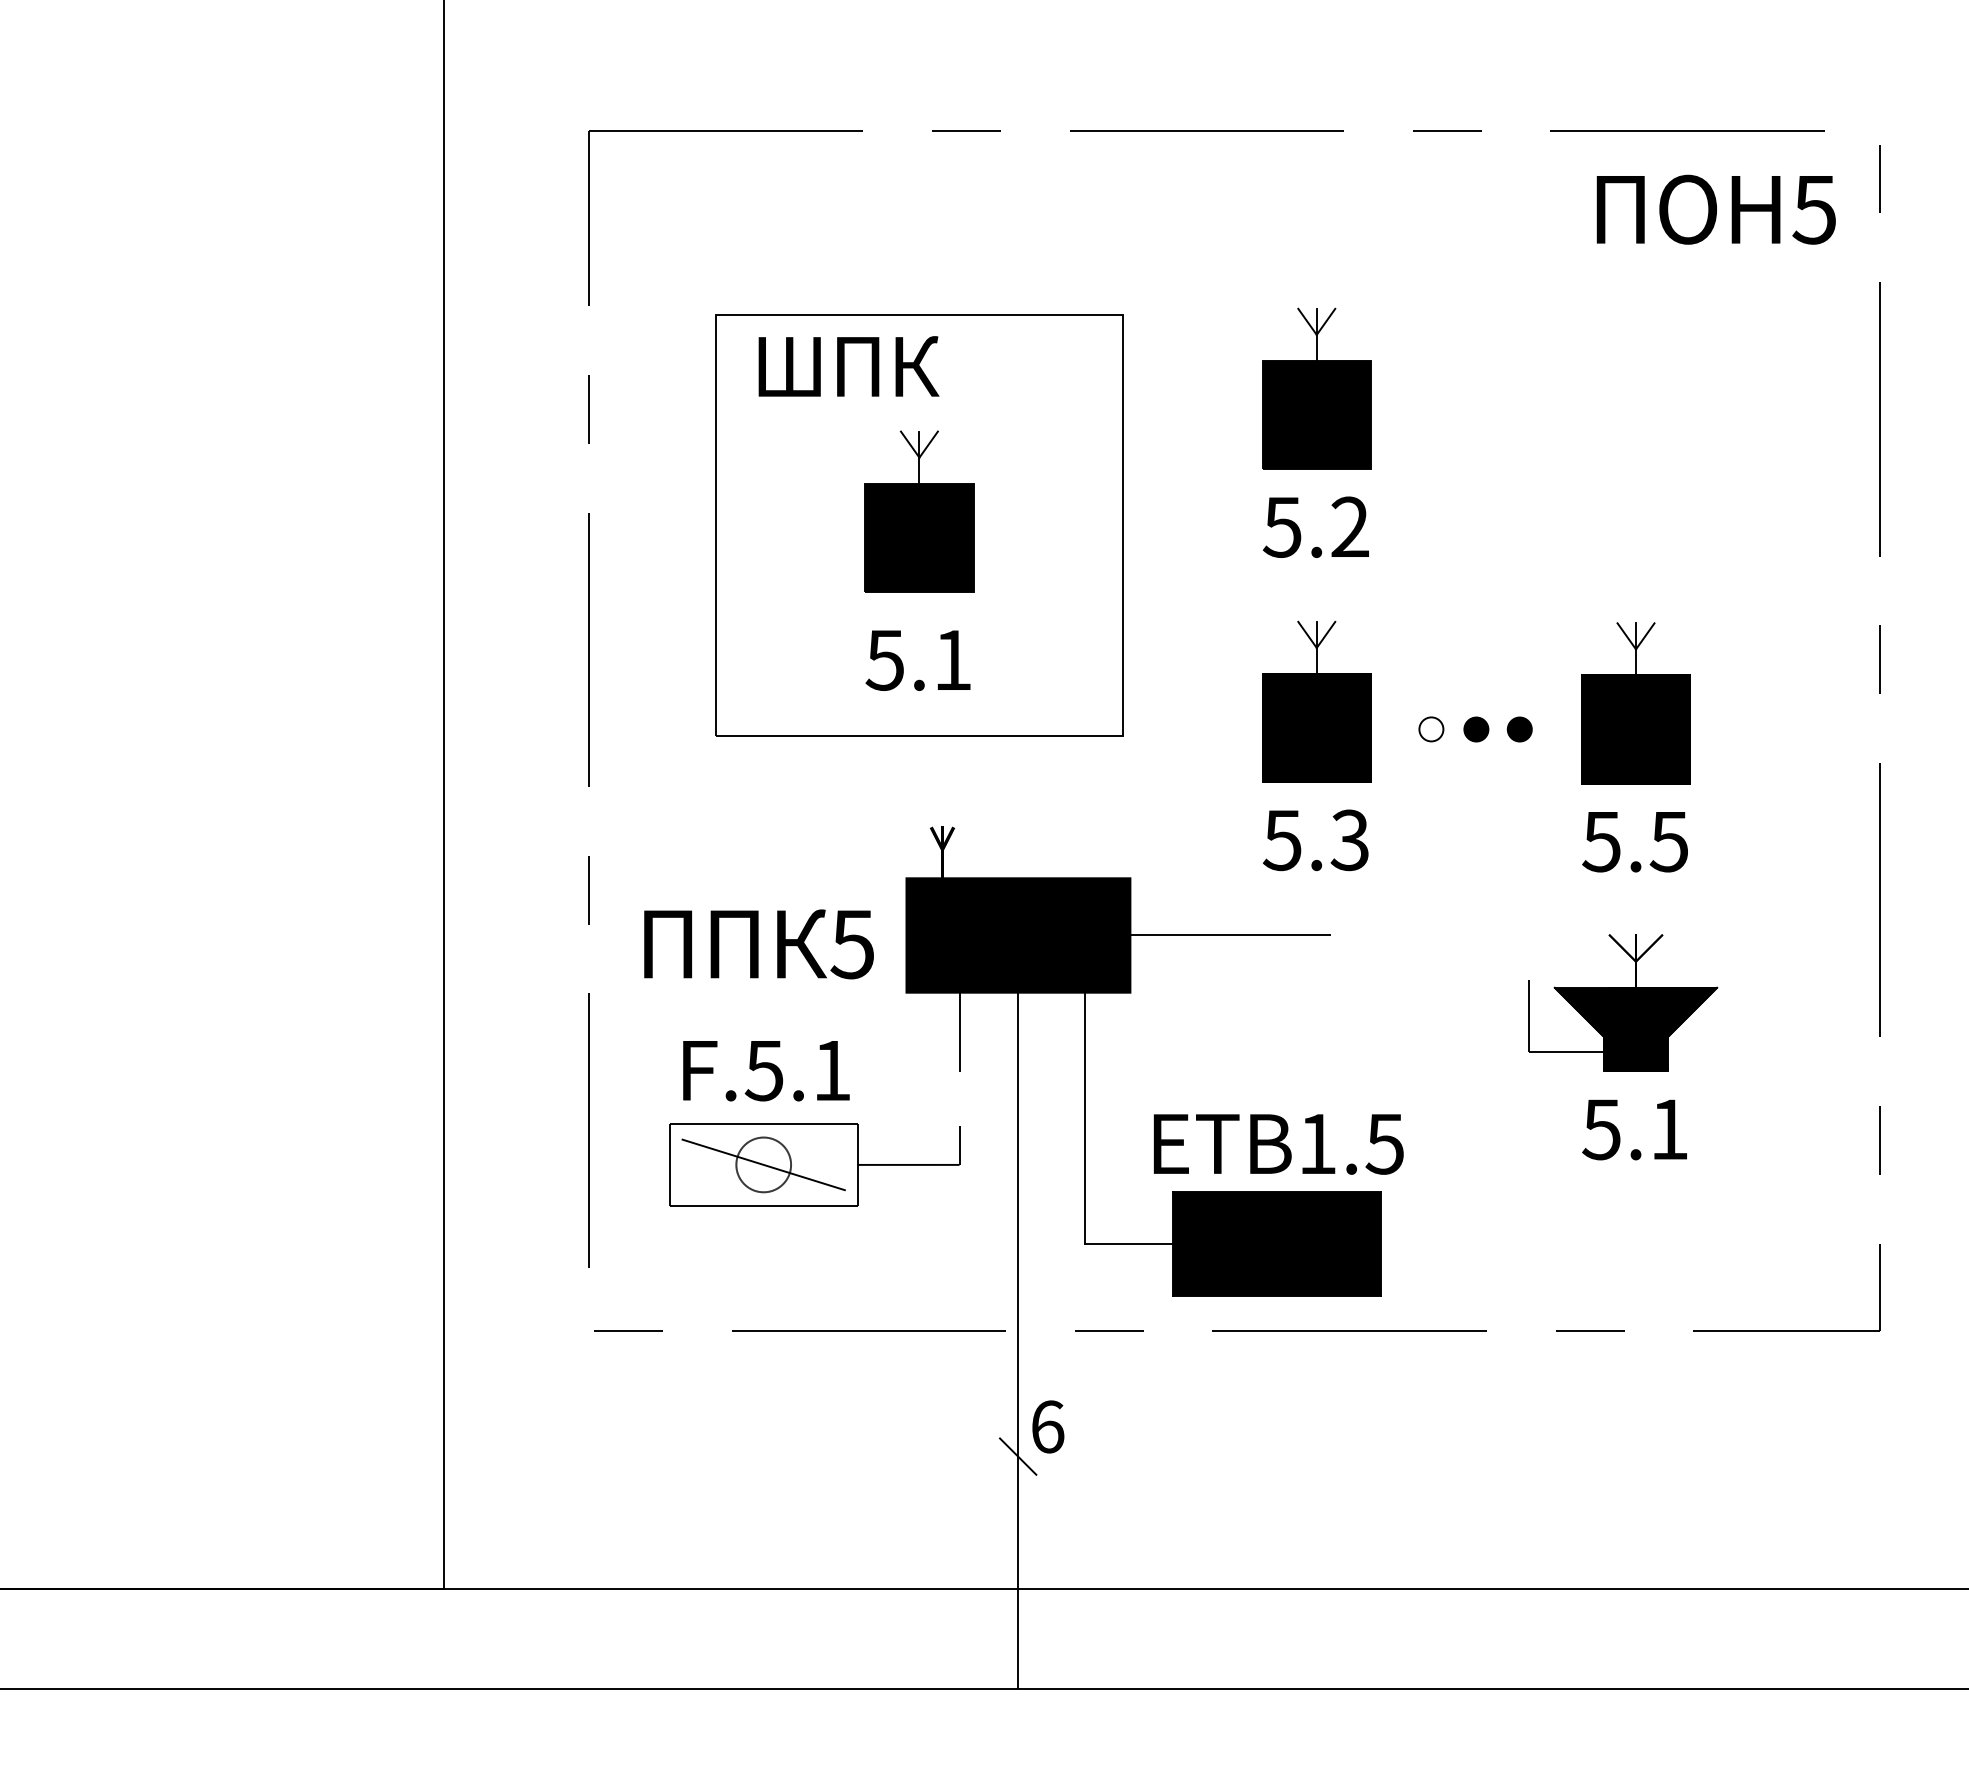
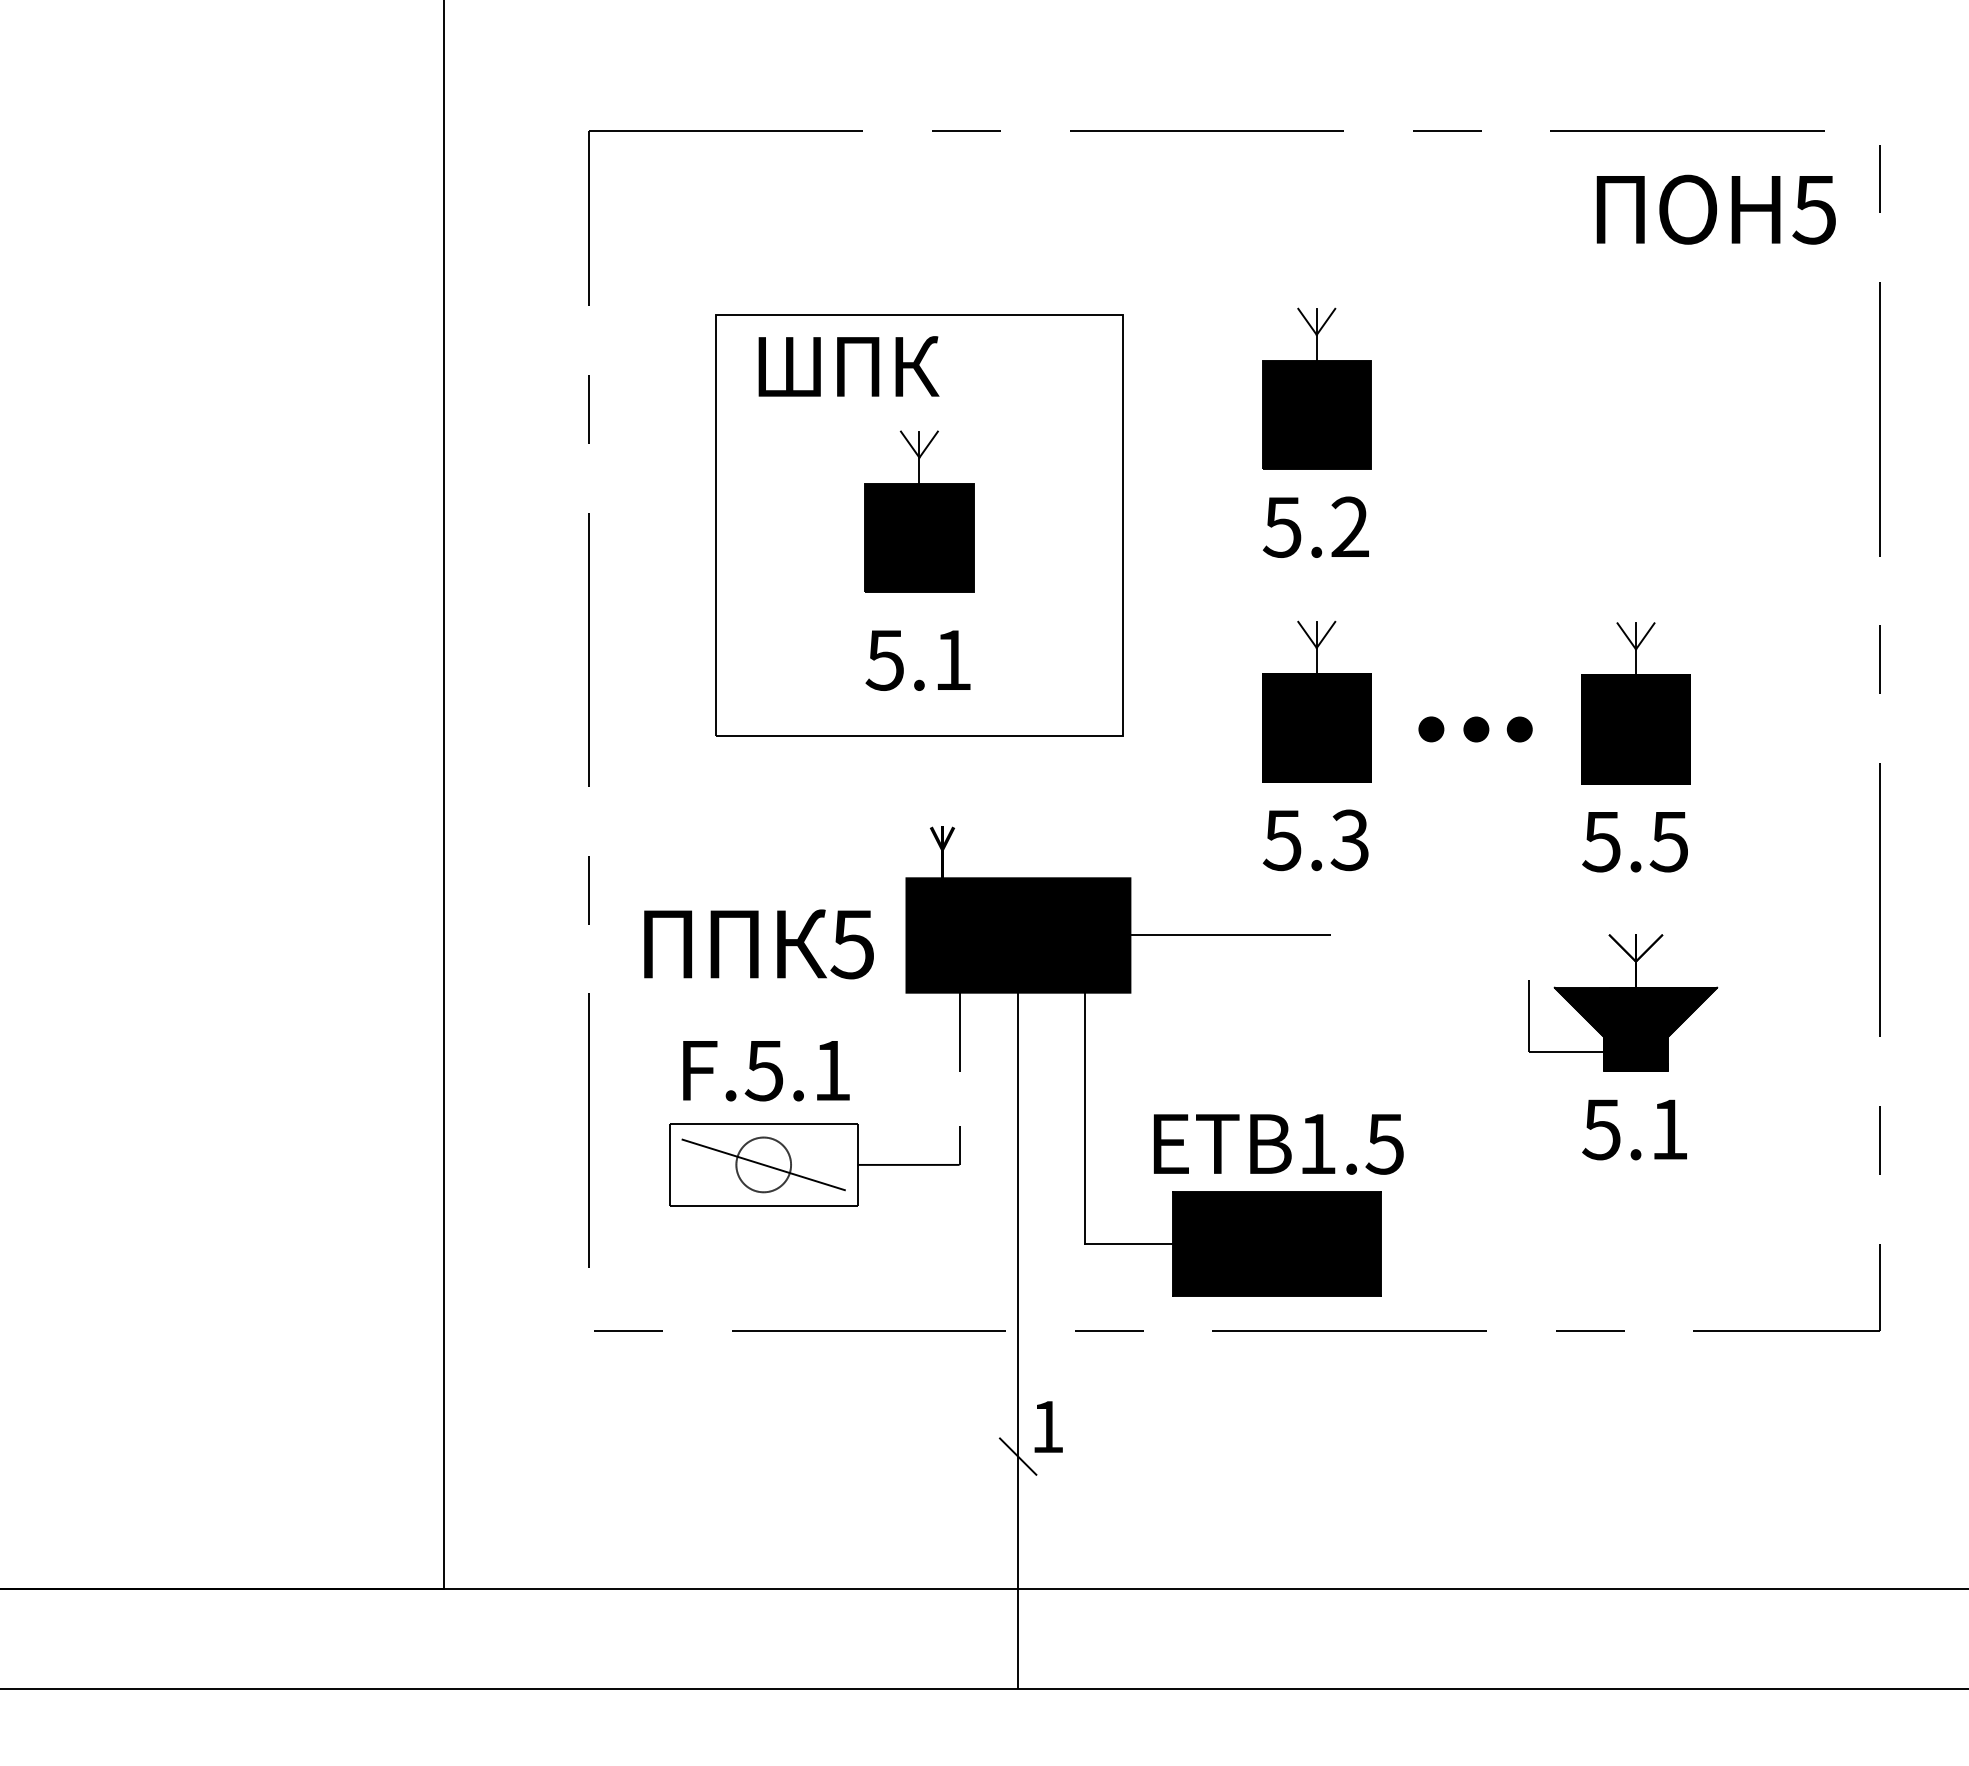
fill: none -> present (1431, 729)
text: 6 -> 1 (1048, 1426)
